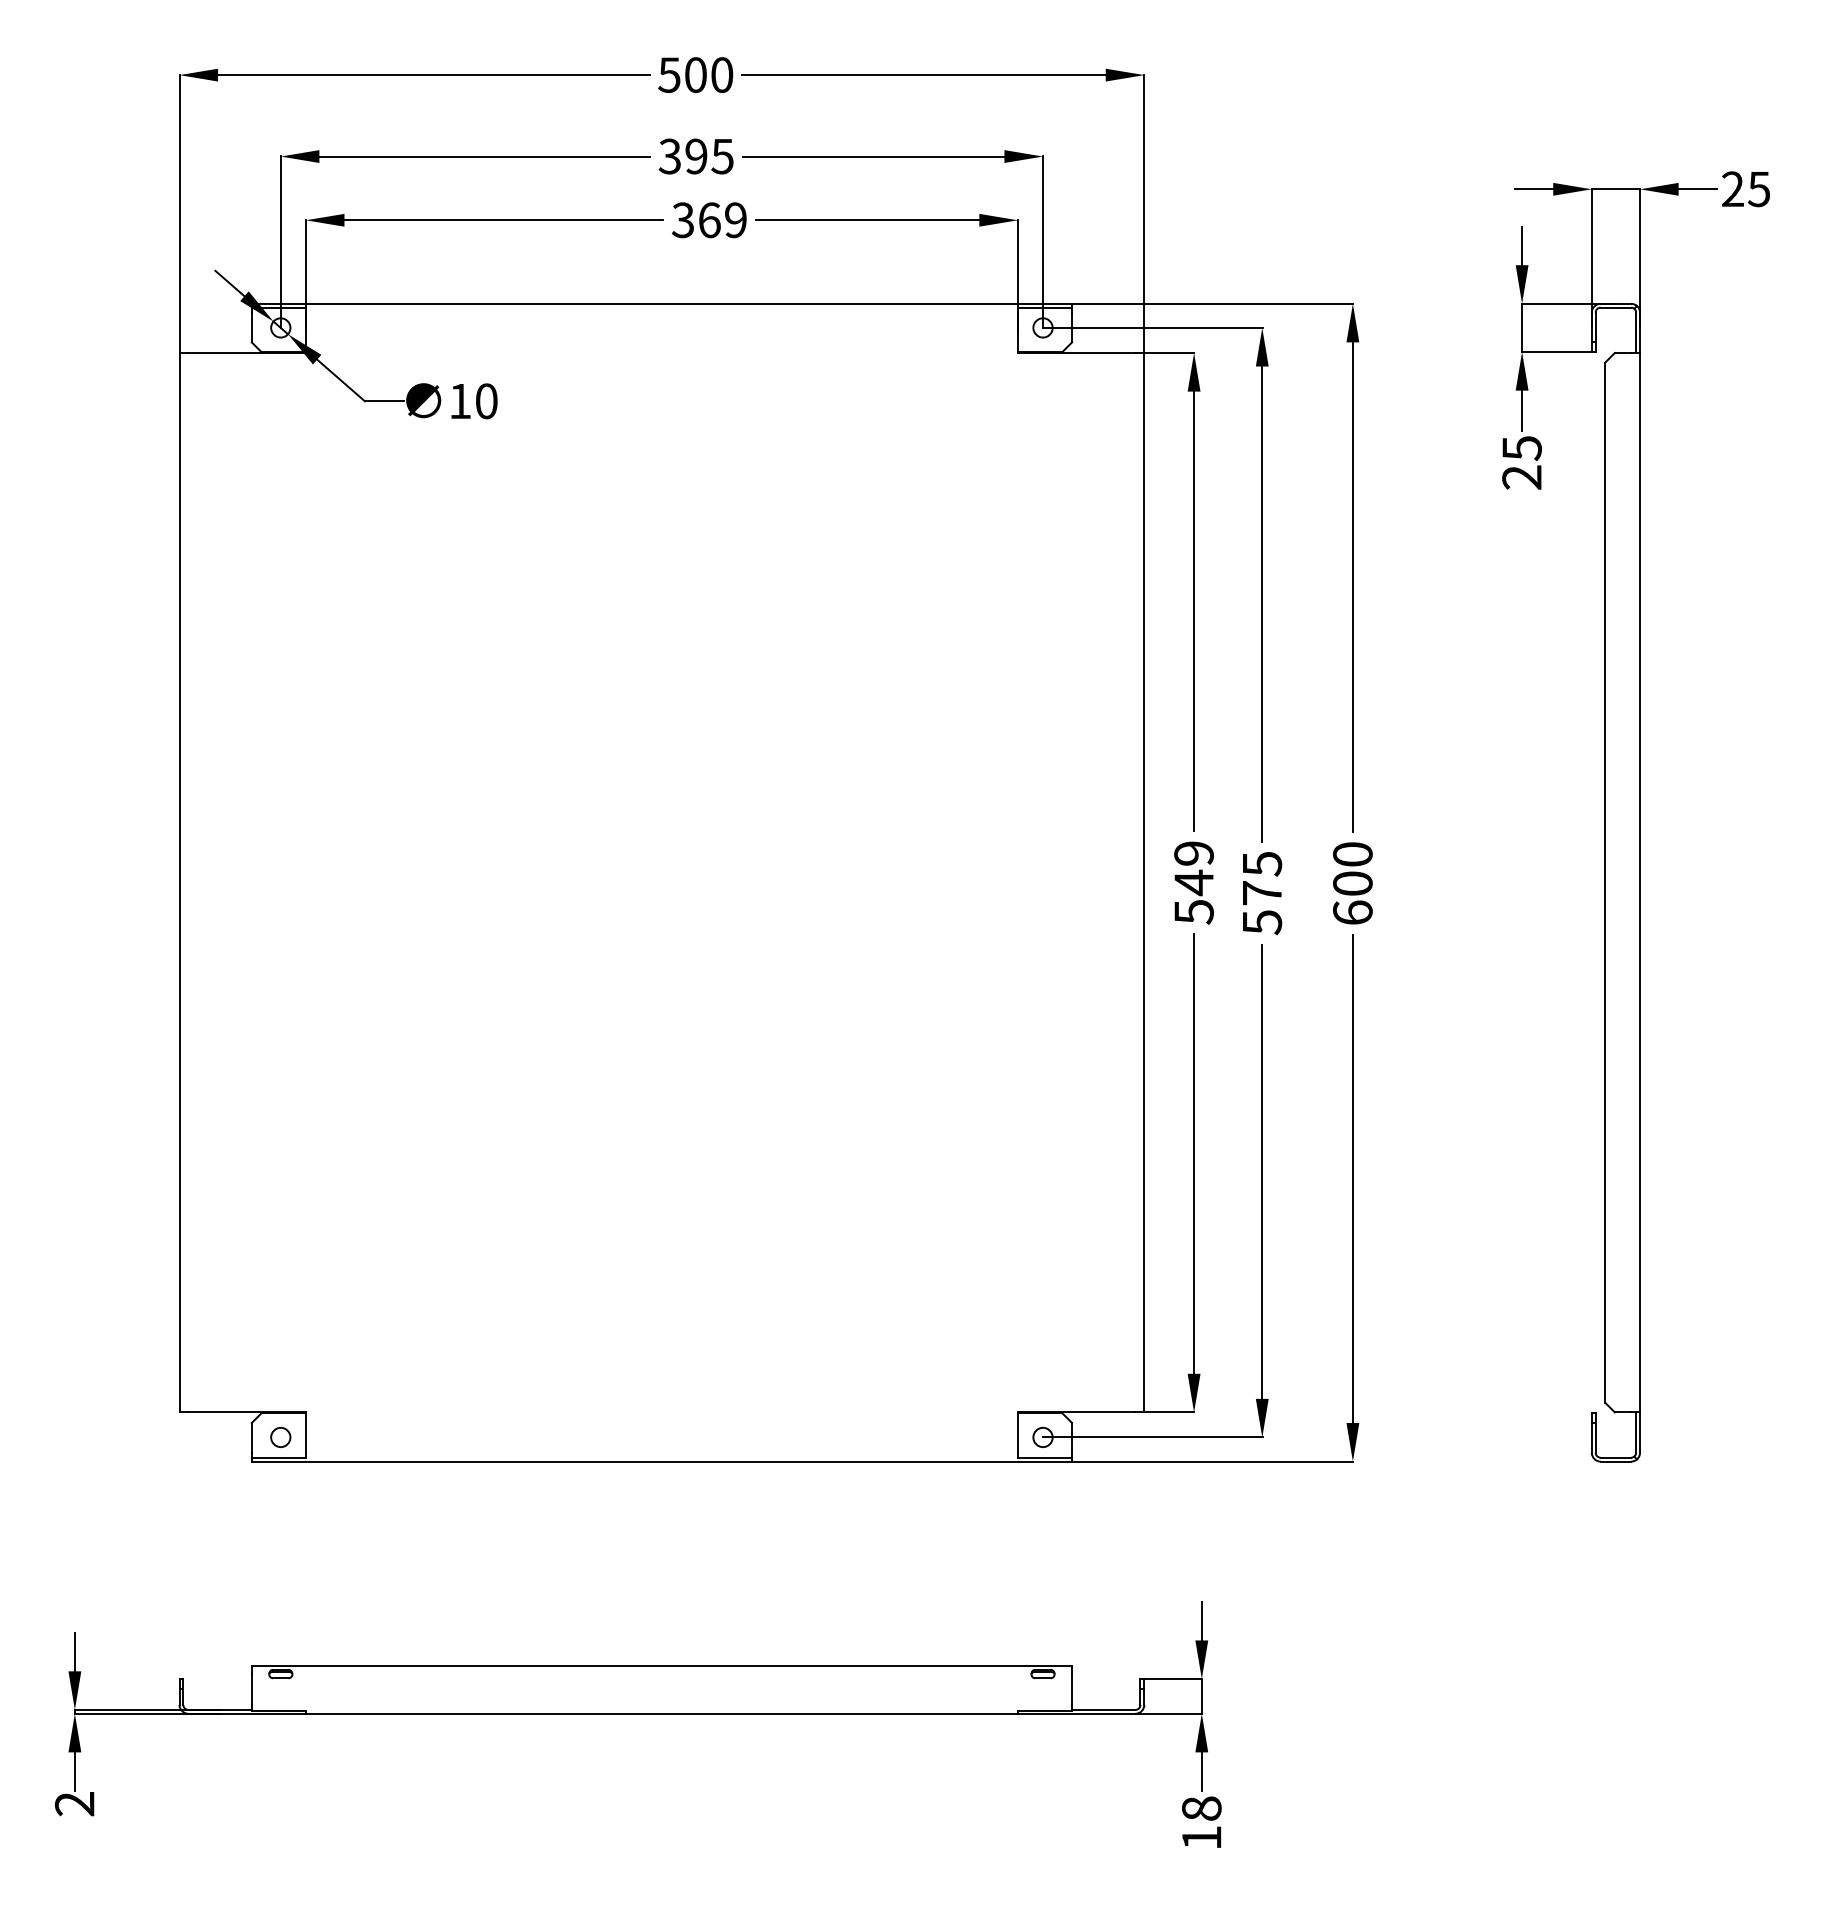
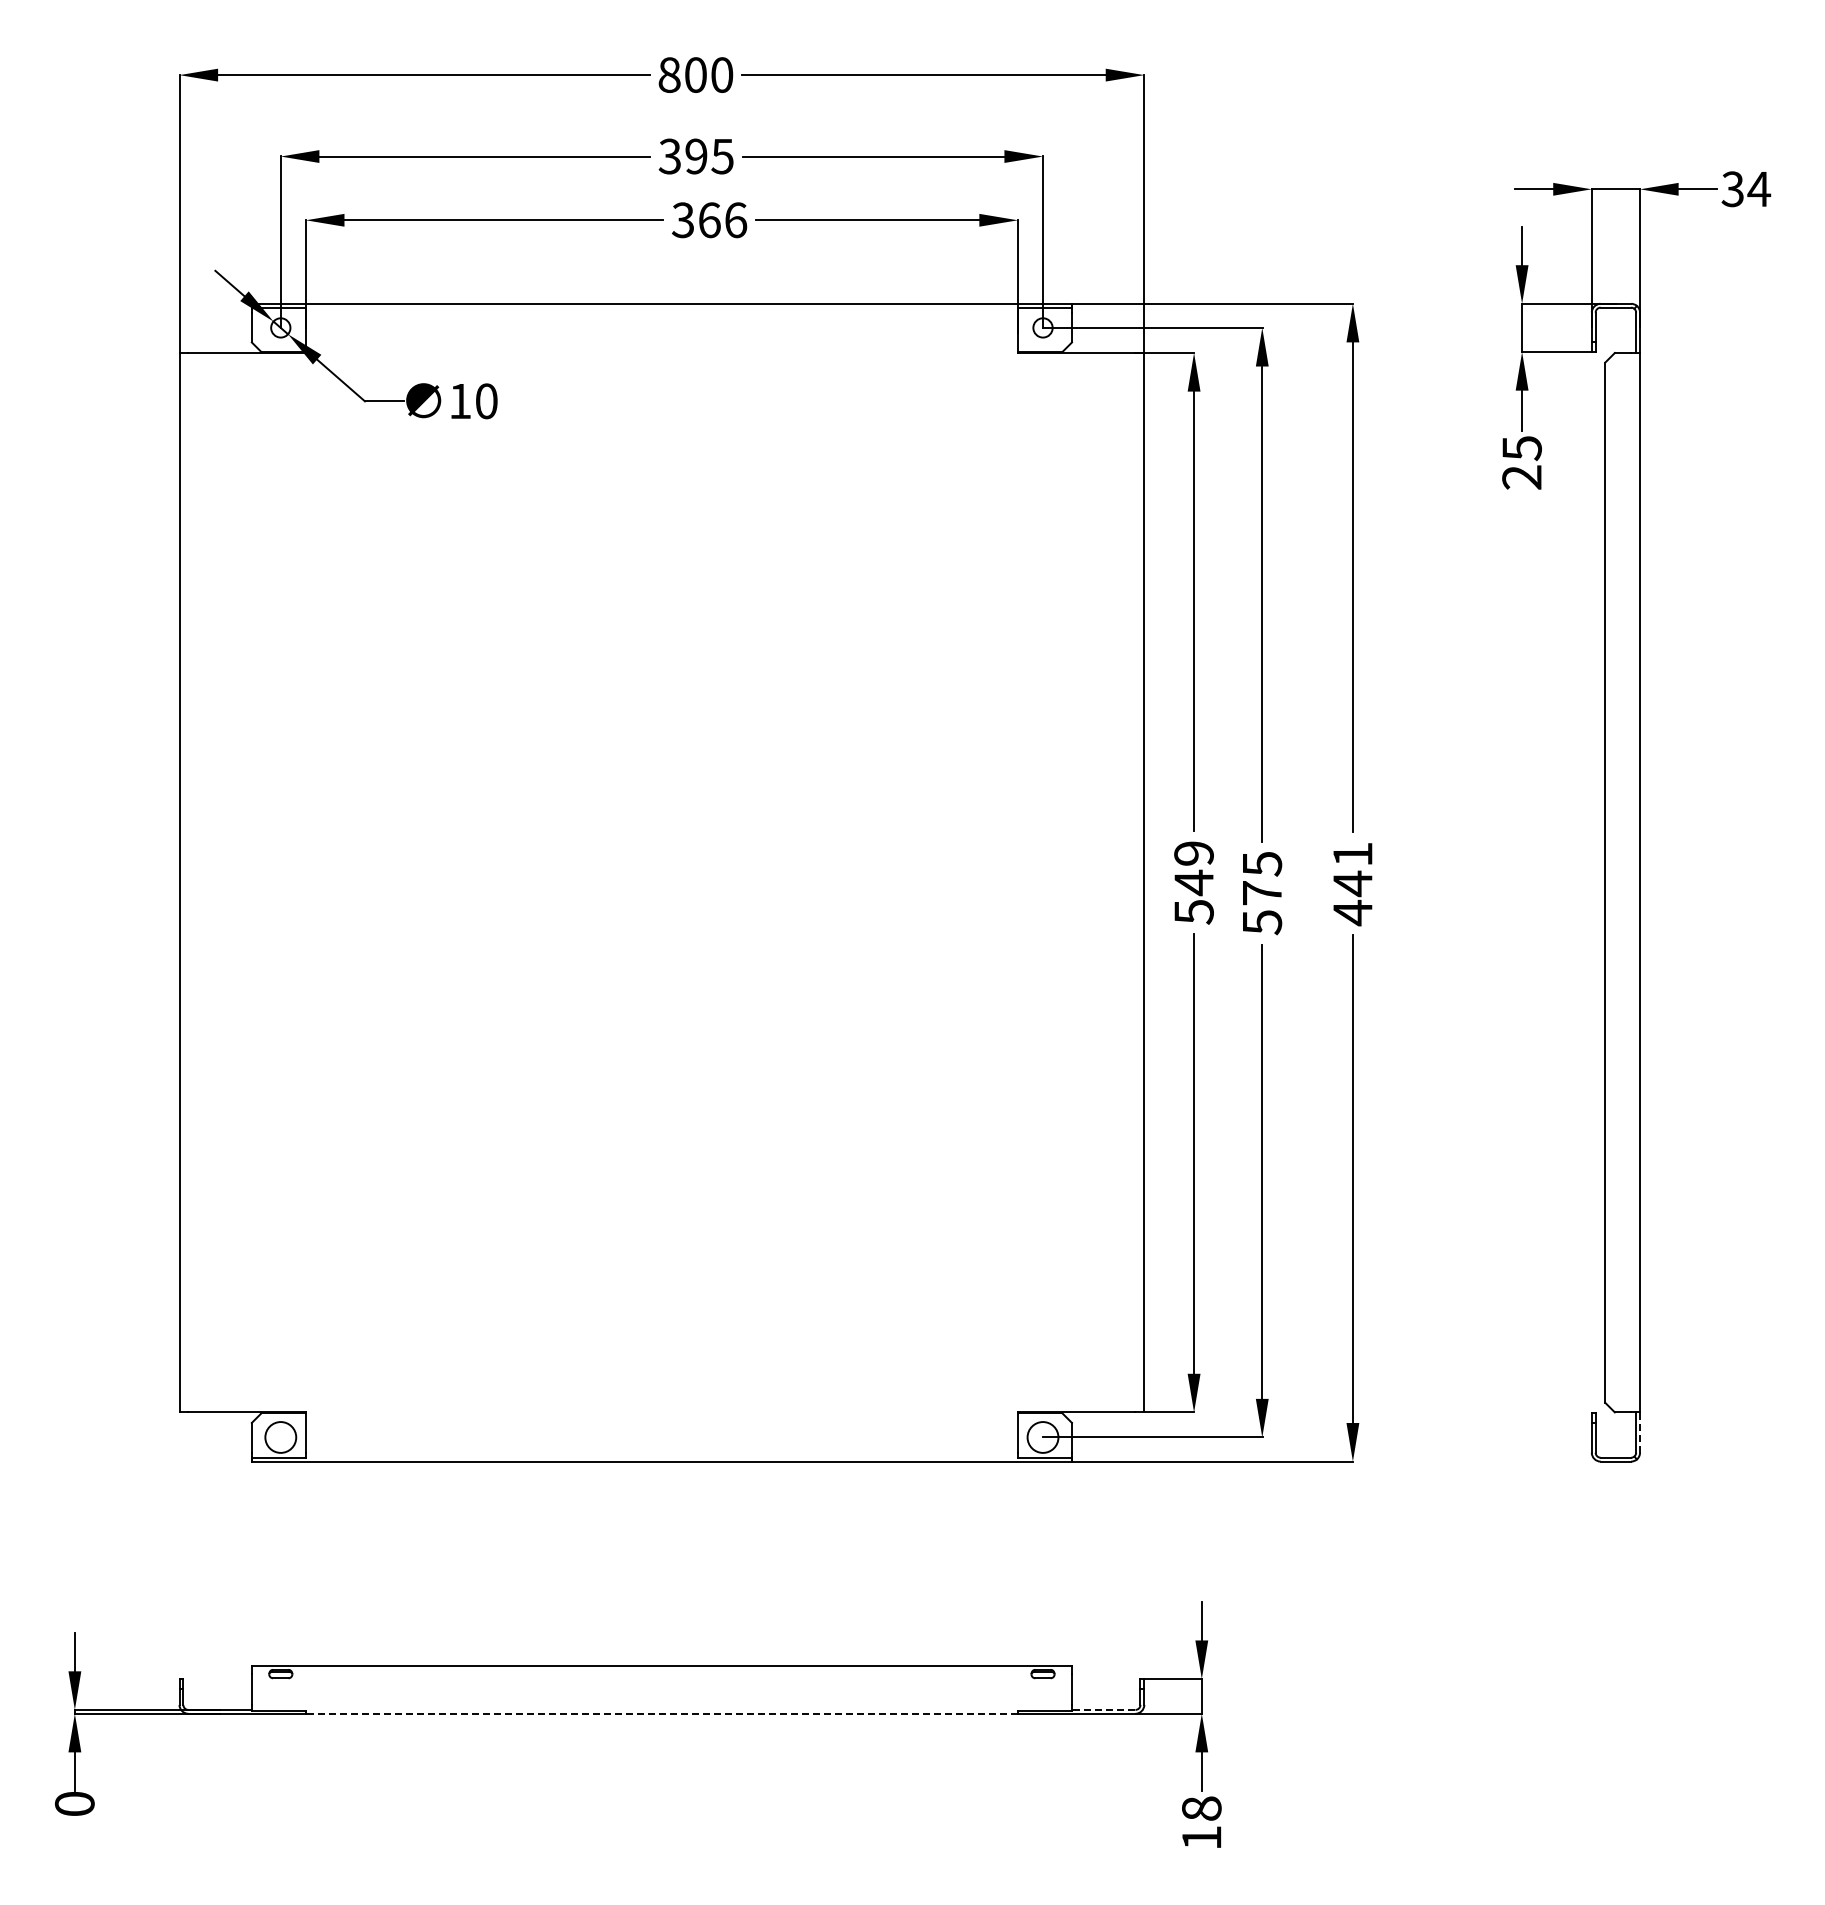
text: 500 -> 800 (669, 74)
text: 25 -> 34 (1746, 189)
text: 369 -> 366 (736, 220)
text: 600 -> 441 (1352, 884)
line: solid -> dashed (1640, 1432)
circle diameter: 19 px -> 31 px (280, 1437)
circle diameter: 19 px -> 31 px (1042, 1437)
line: solid -> dashed (1103, 1709)
line: solid -> dashed (661, 1713)
text: 2 -> 0 (74, 1804)
